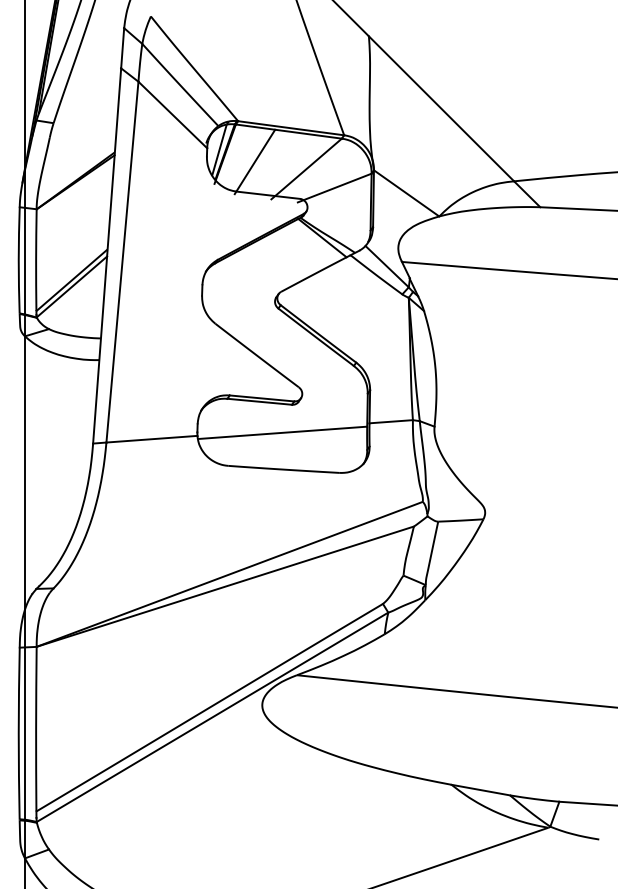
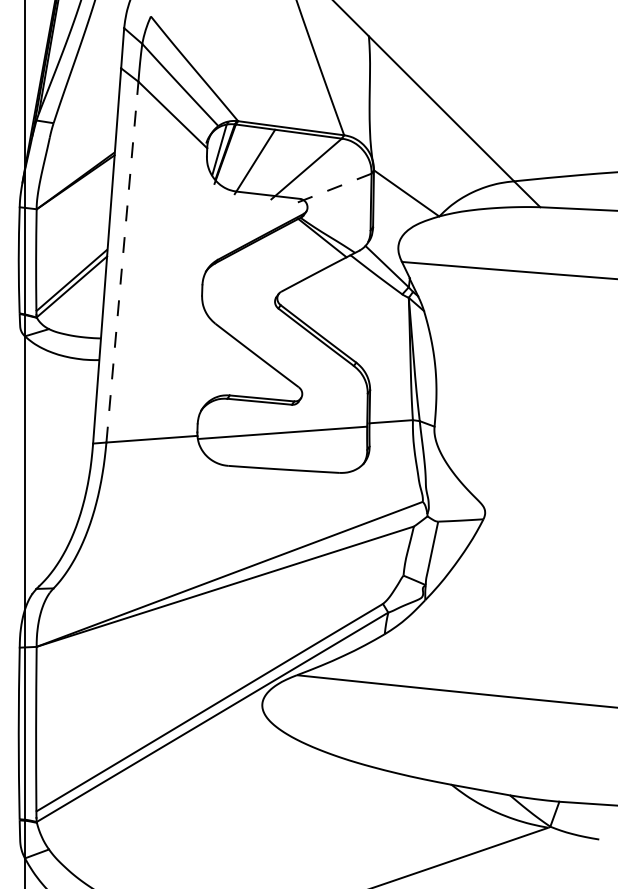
line: solid -> dashed (334, 188)
line: solid -> dashed (122, 261)
